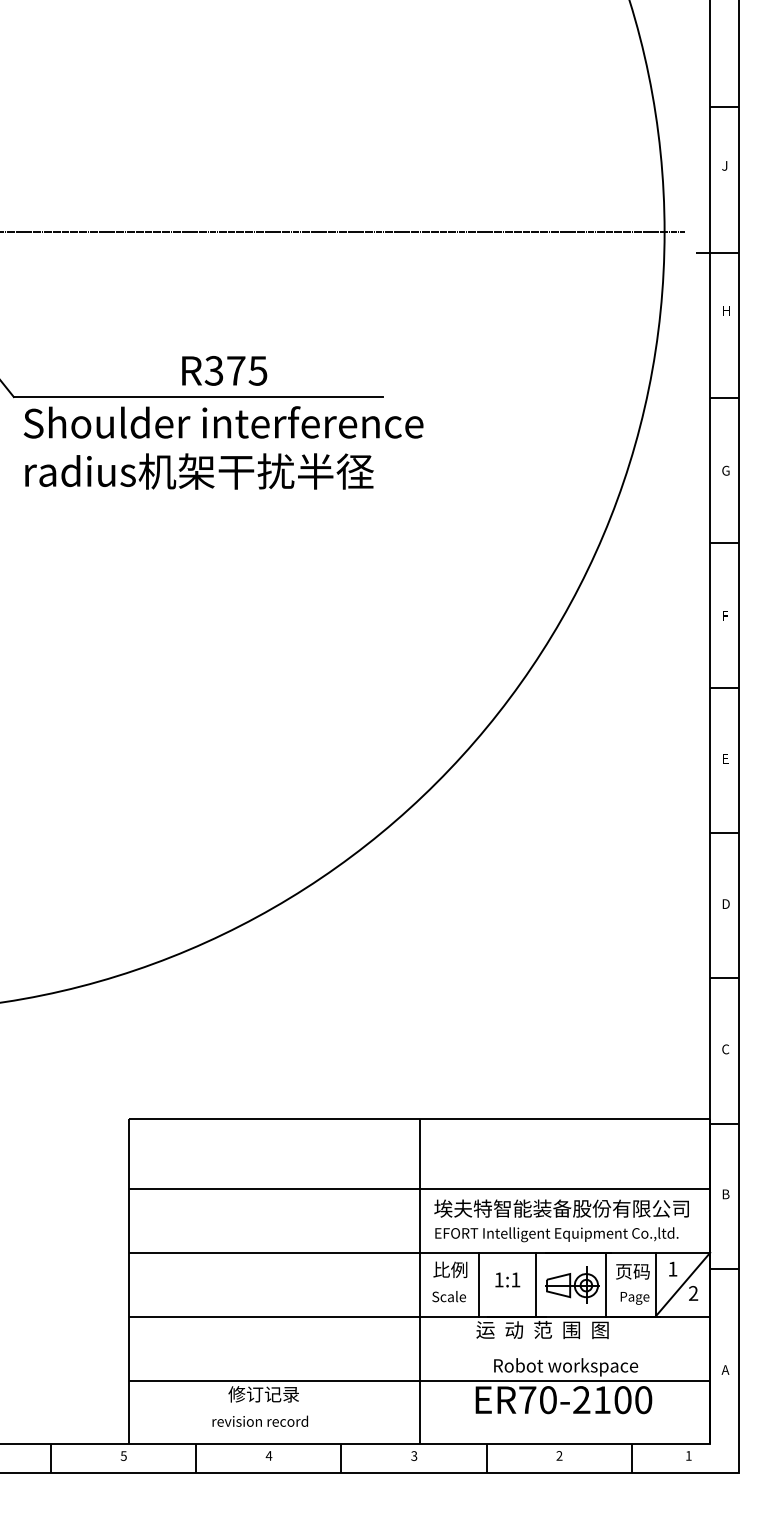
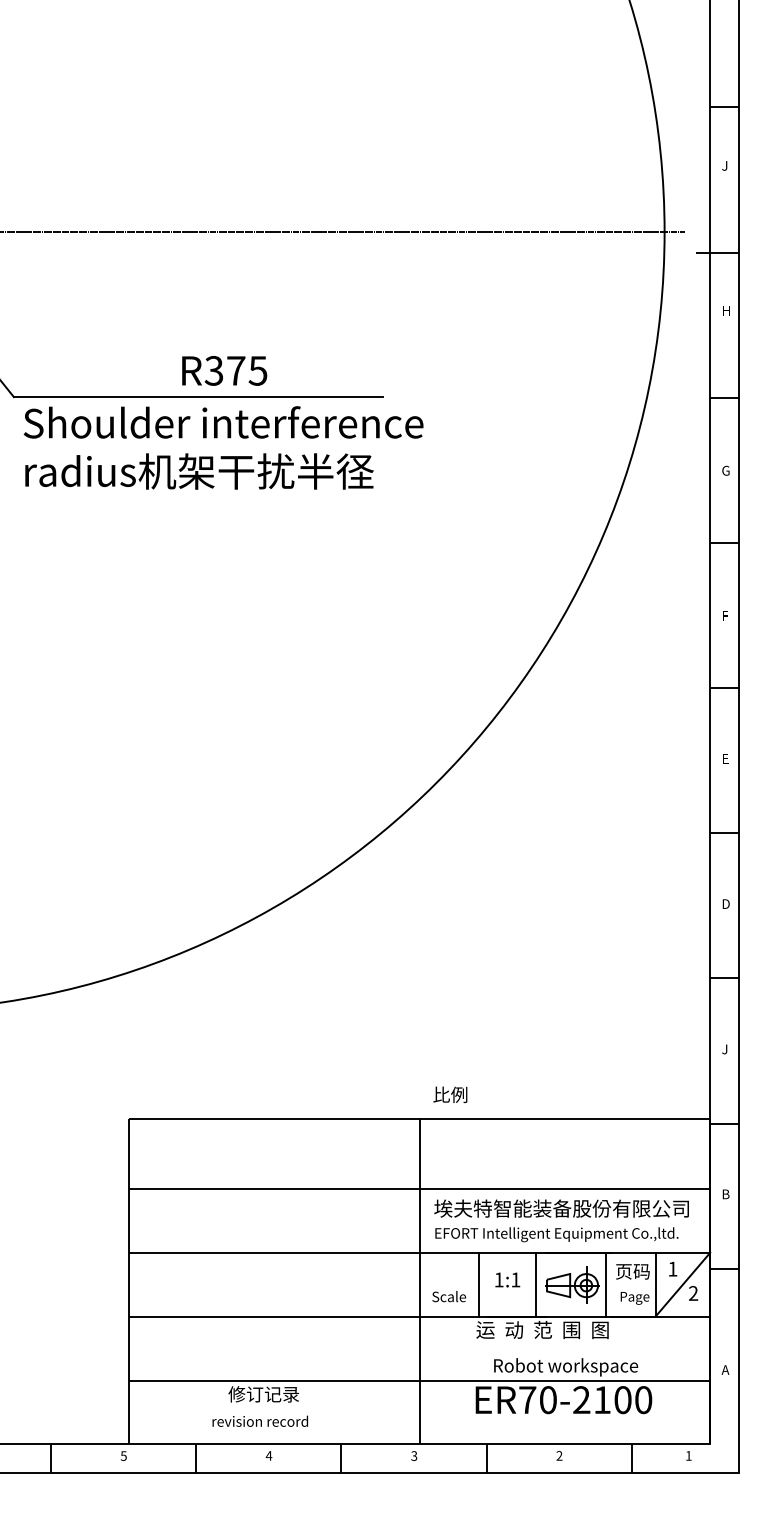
text: C -> J (725, 1049)
text position: (450, 1269) -> (450, 1094) (450, 1094)
